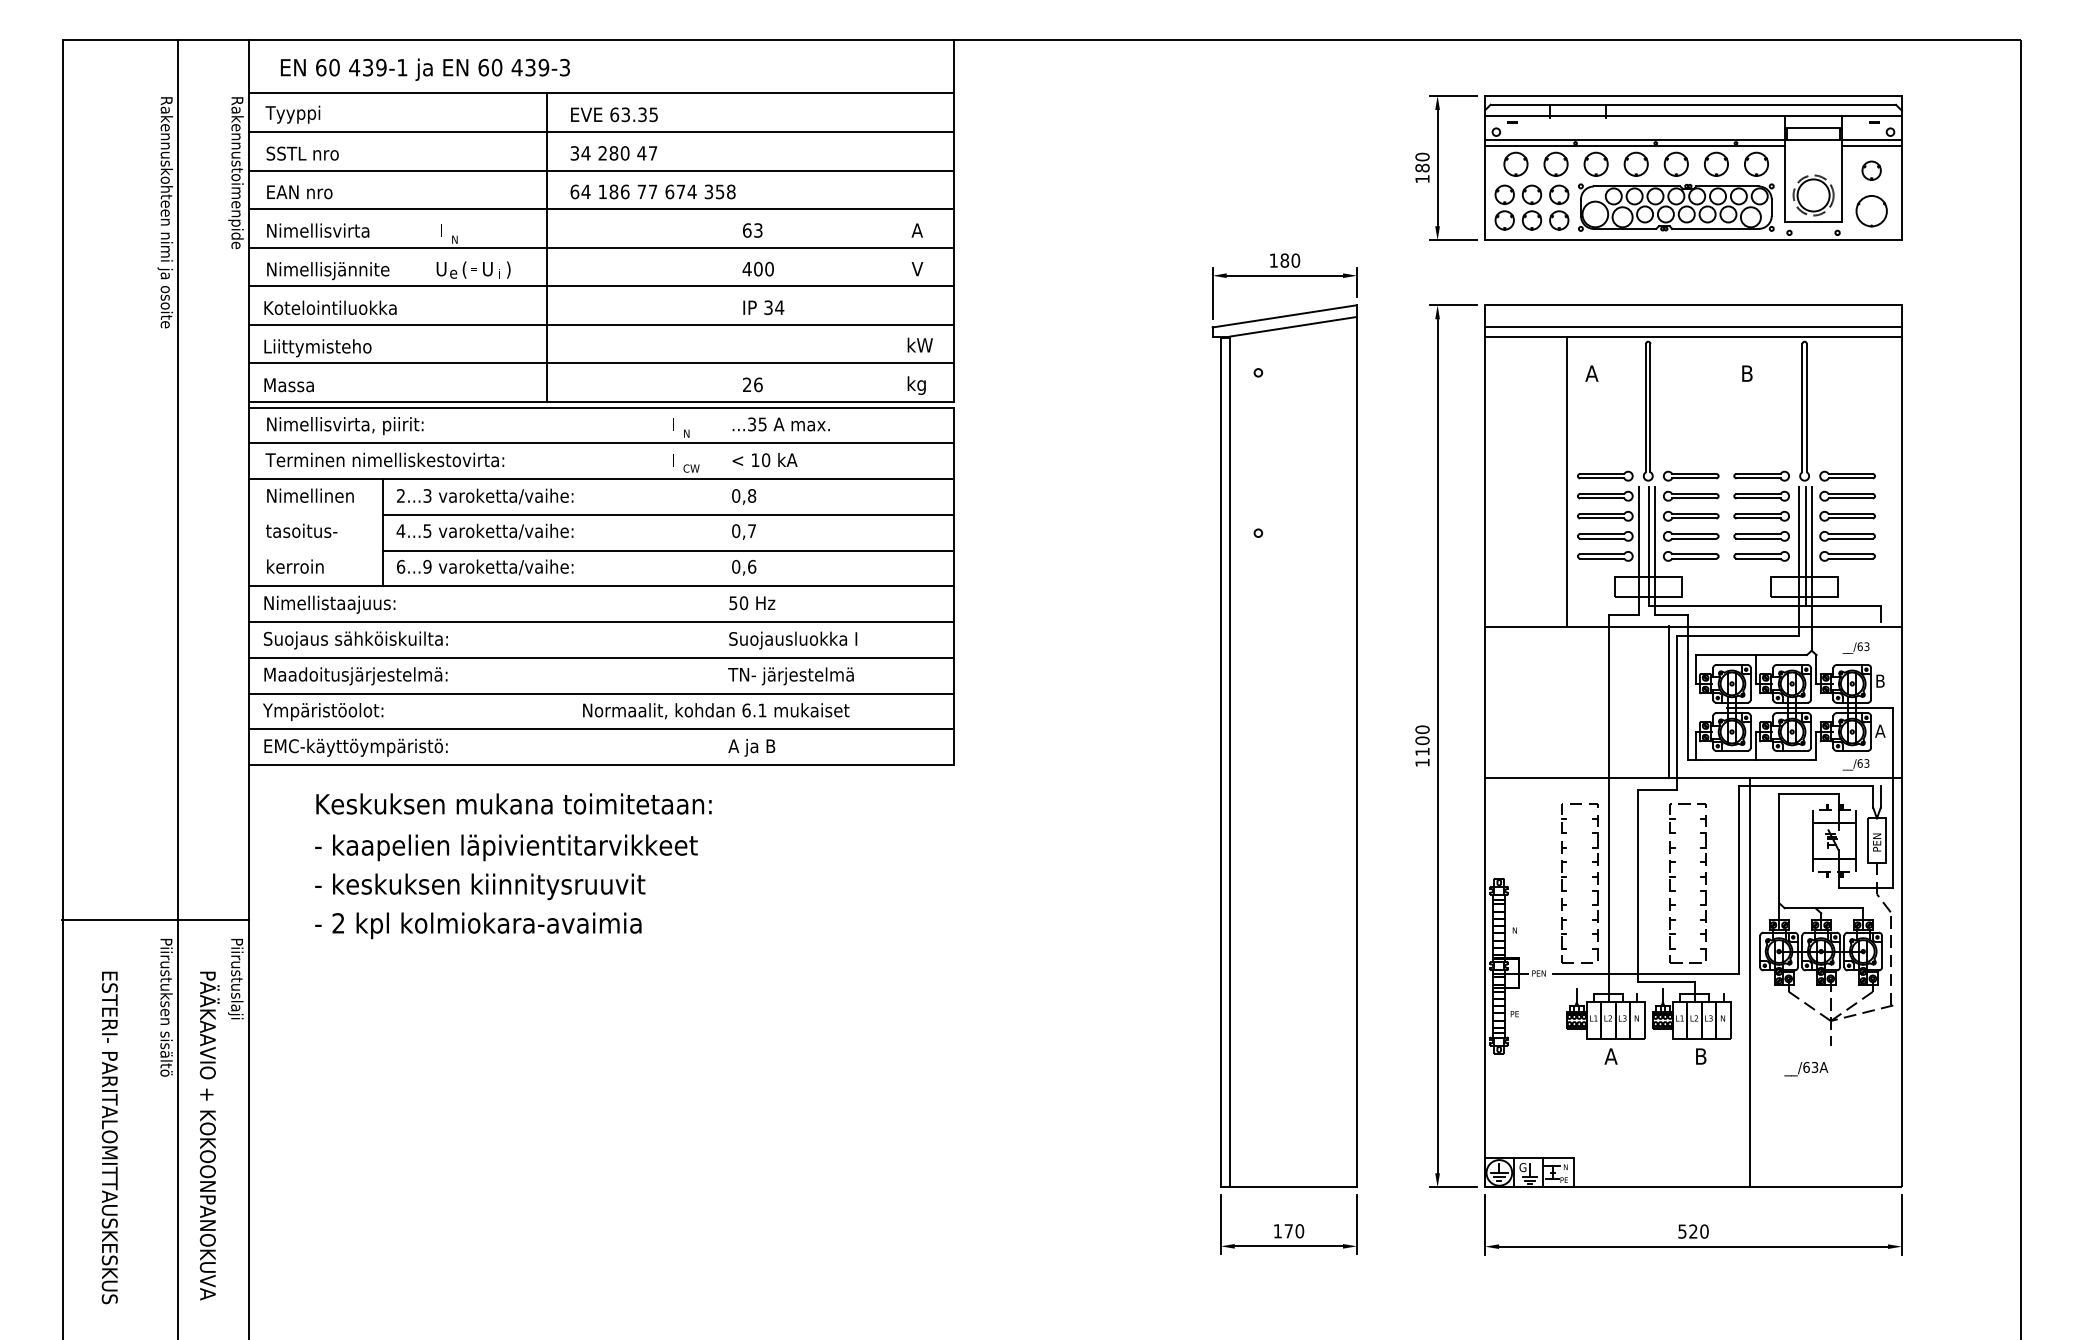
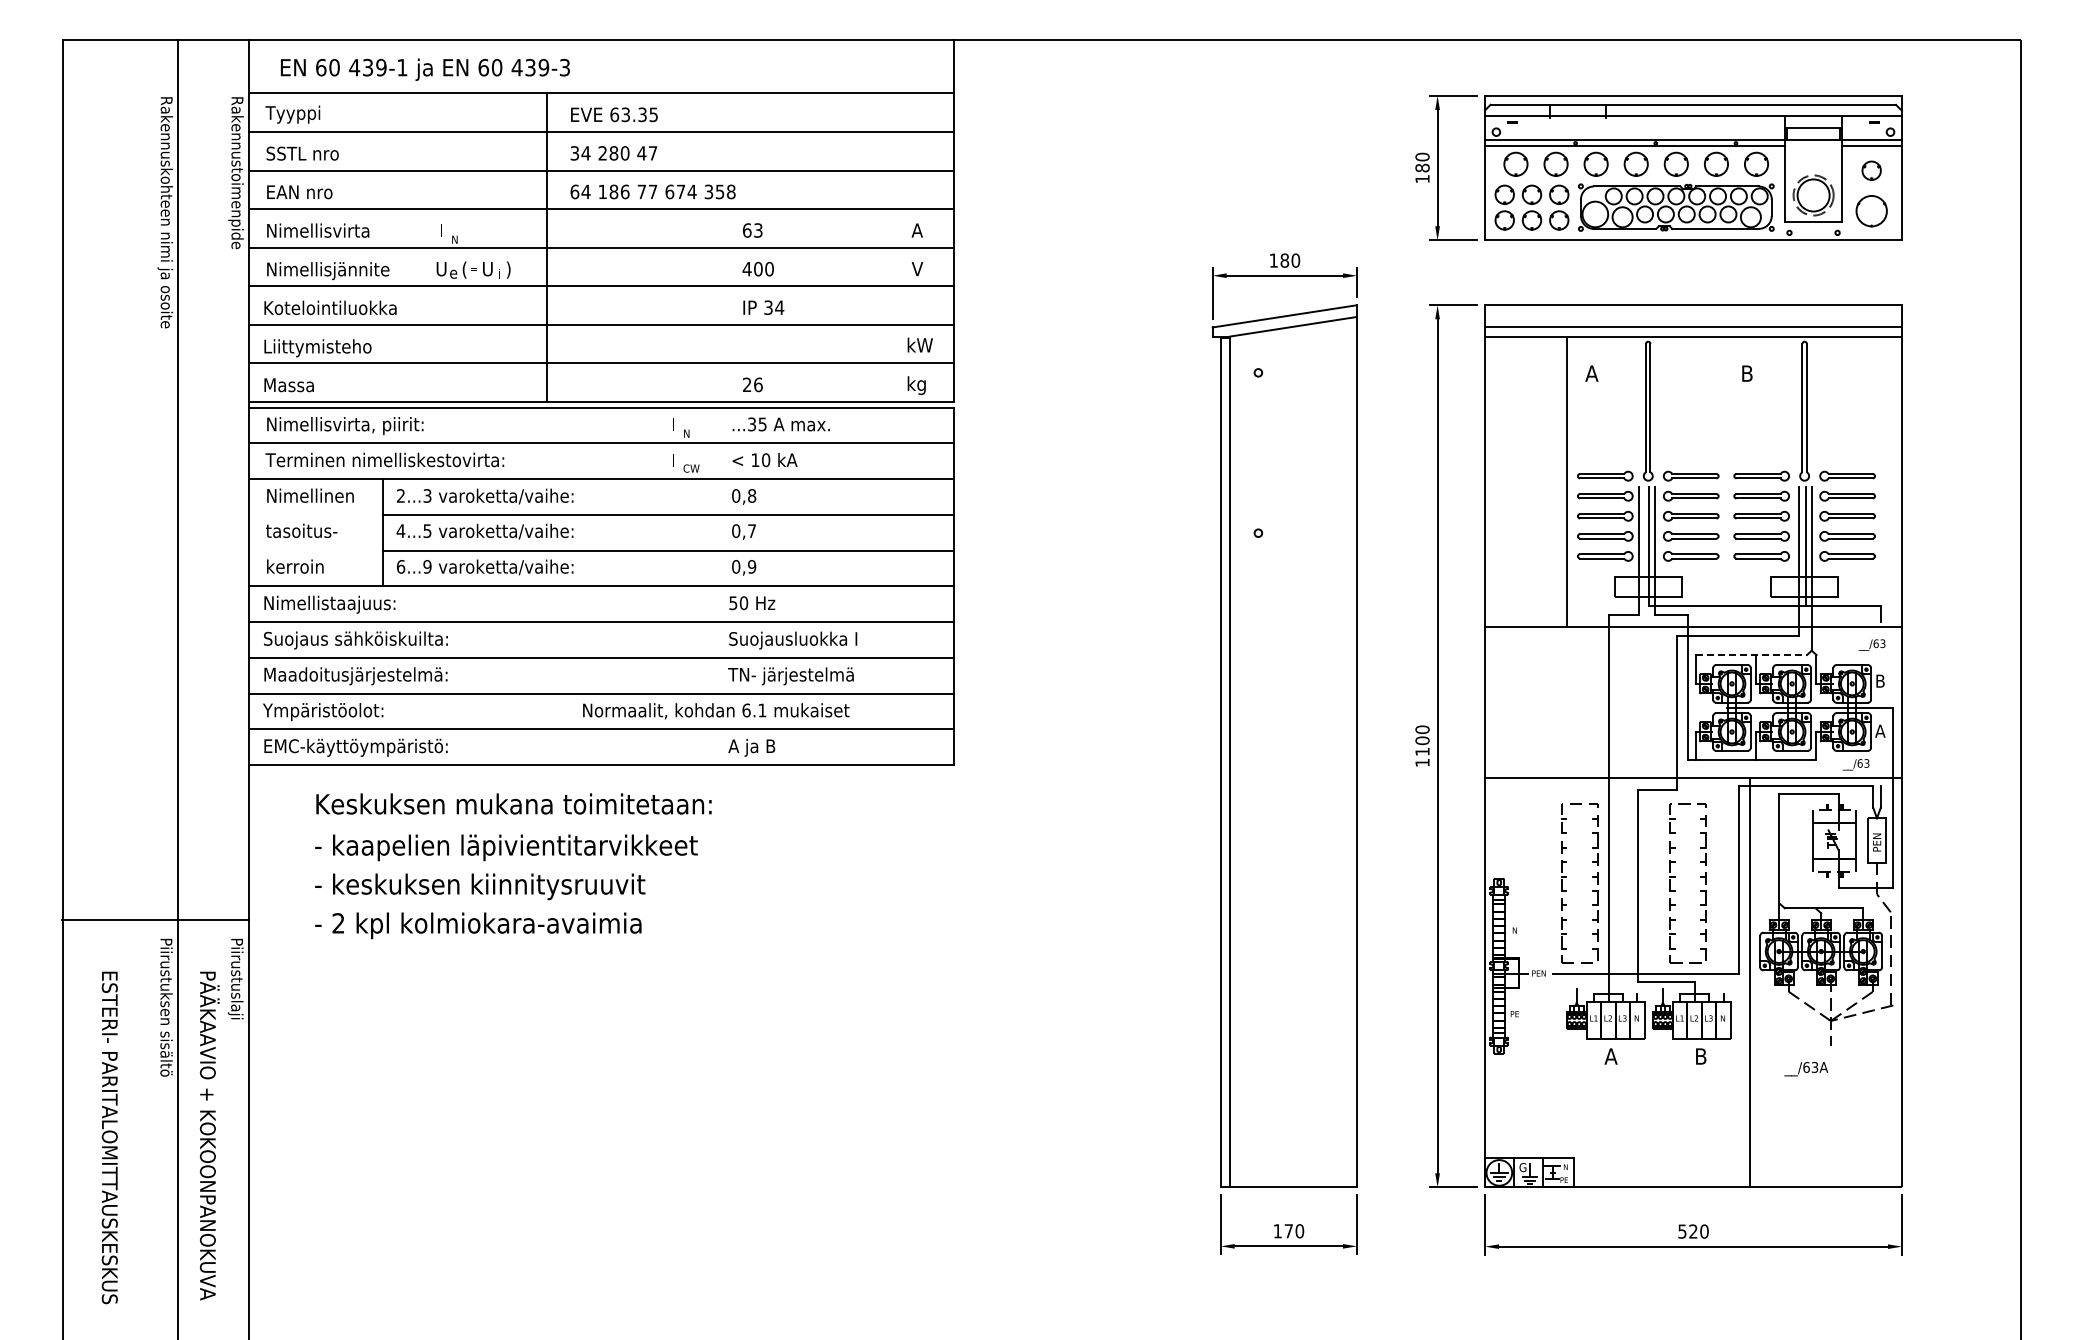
text: 0,6 -> 0,9 (752, 566)
text position: (1855, 647) -> (1871, 644) (1871, 644)
line: solid -> dashed (1752, 654)
line: present -> none (1669, 702)
